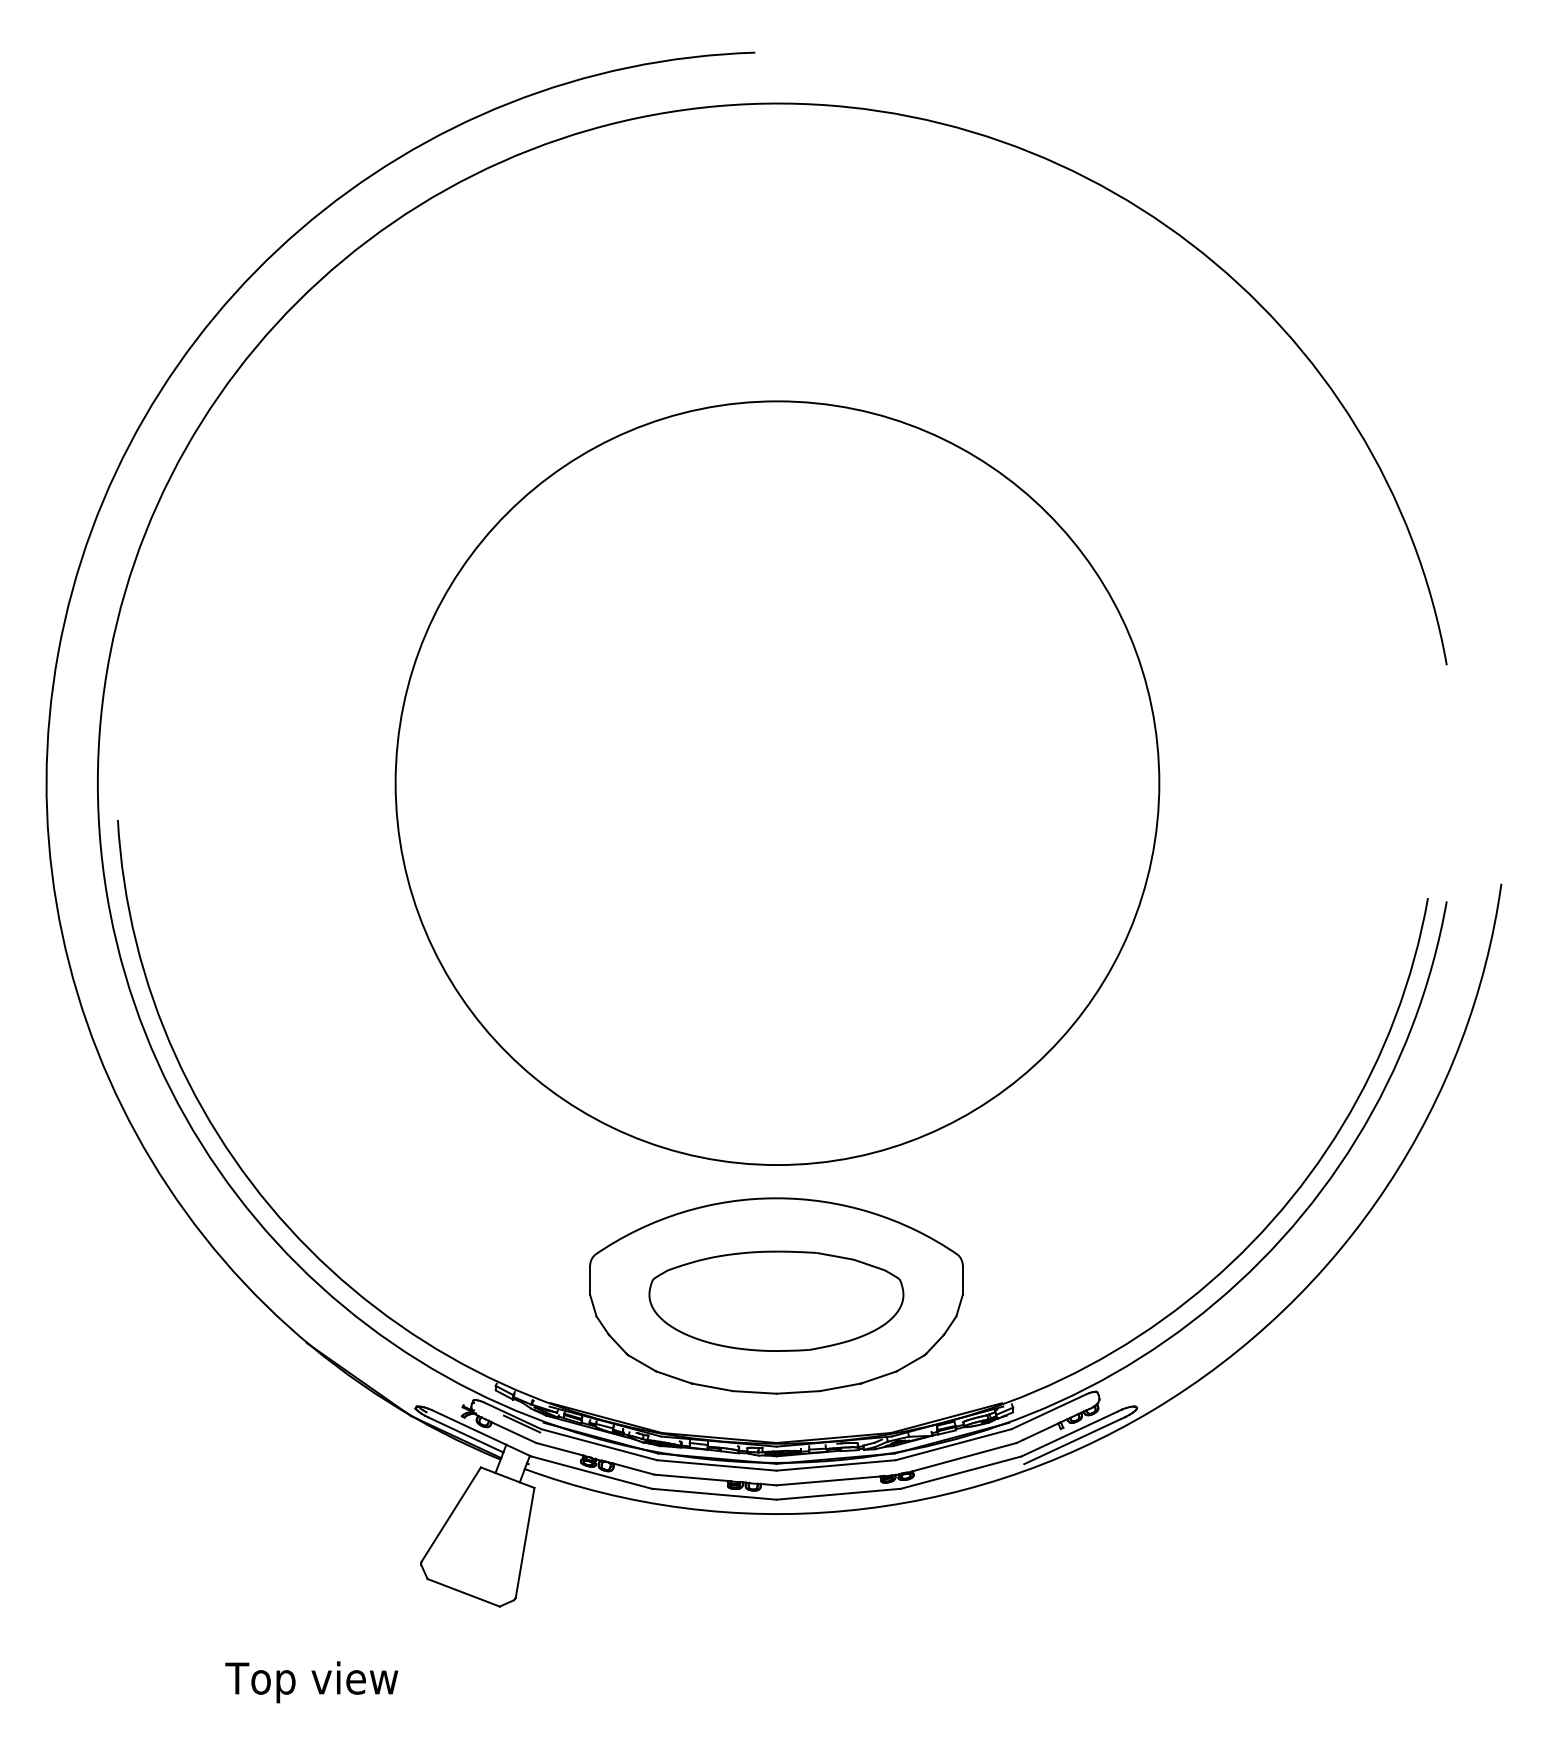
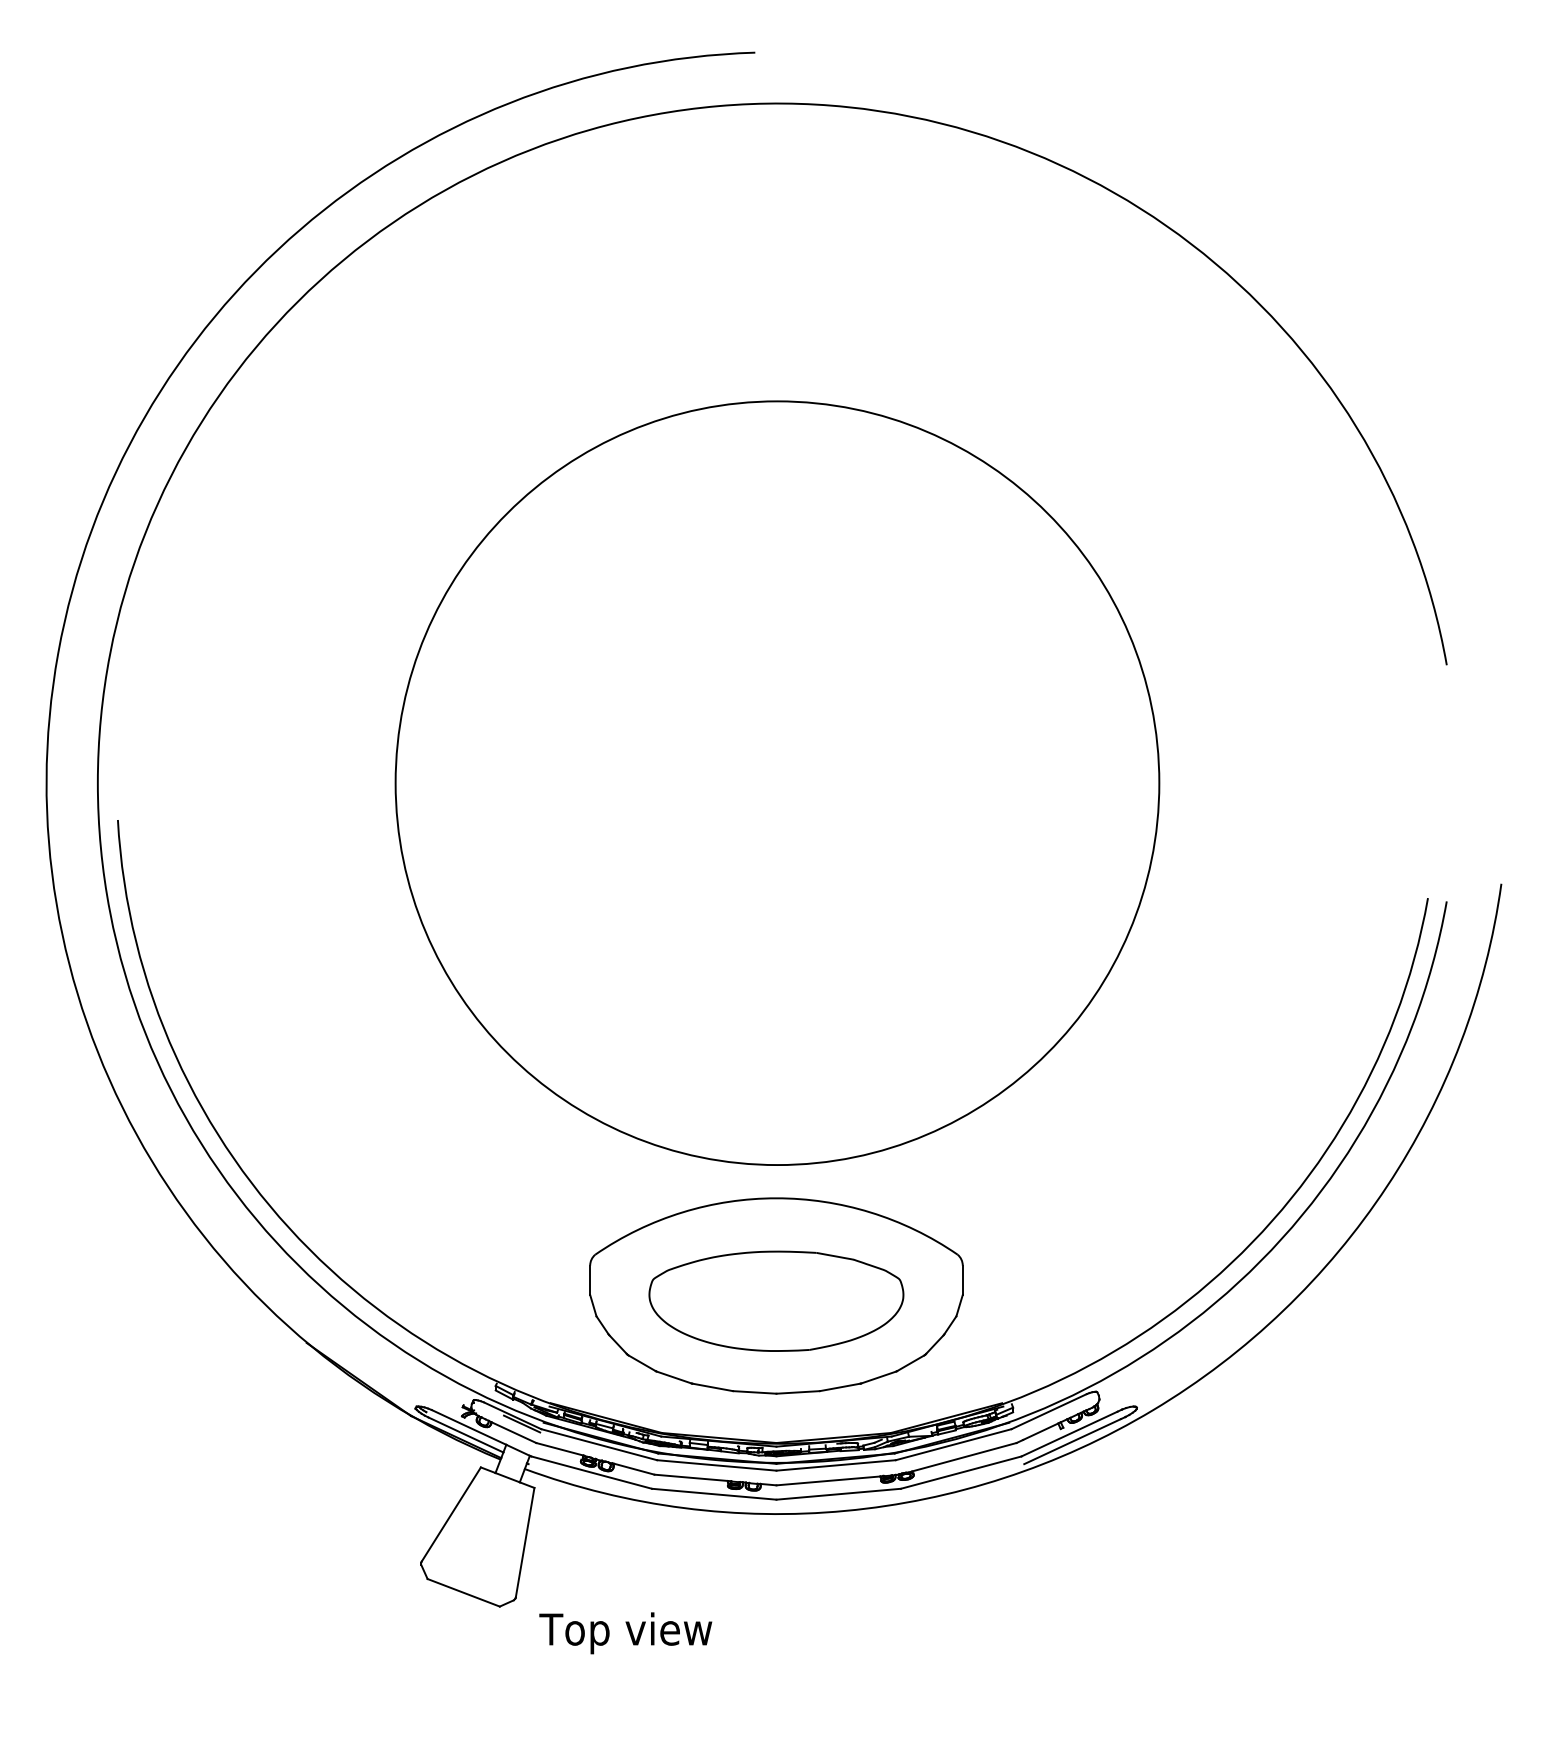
text position: (311, 1682) -> (625, 1633) (625, 1633)
